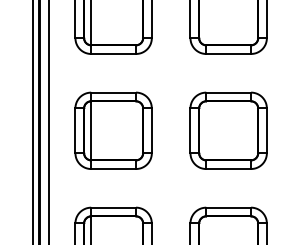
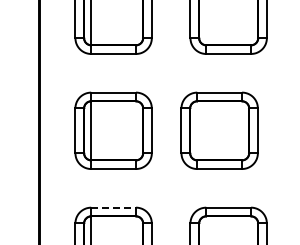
line: present -> none (33, 121)
line: present -> none (48, 121)
part position: (228, 130) -> (219, 130) (219, 130)
line: solid -> dashed (114, 207)
